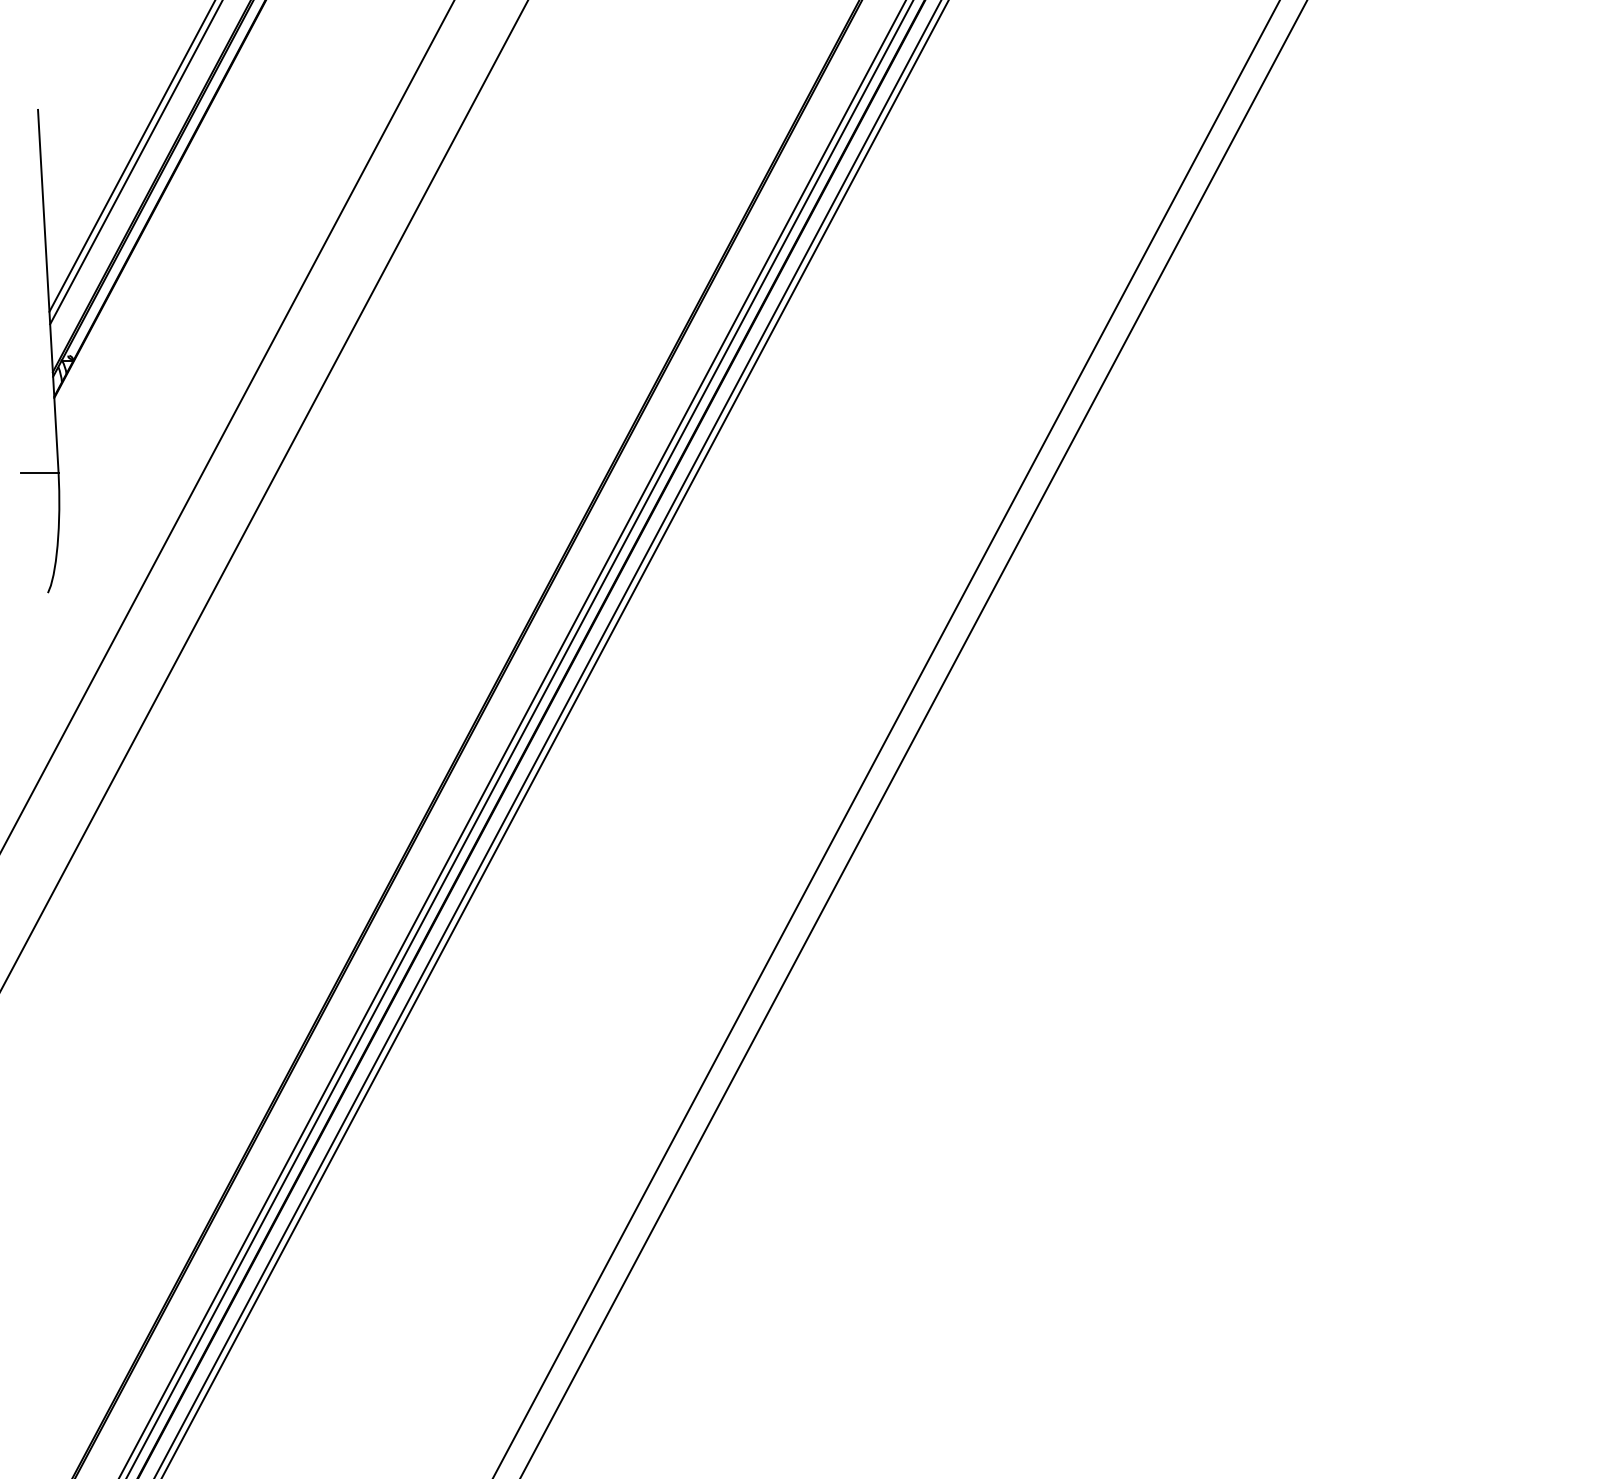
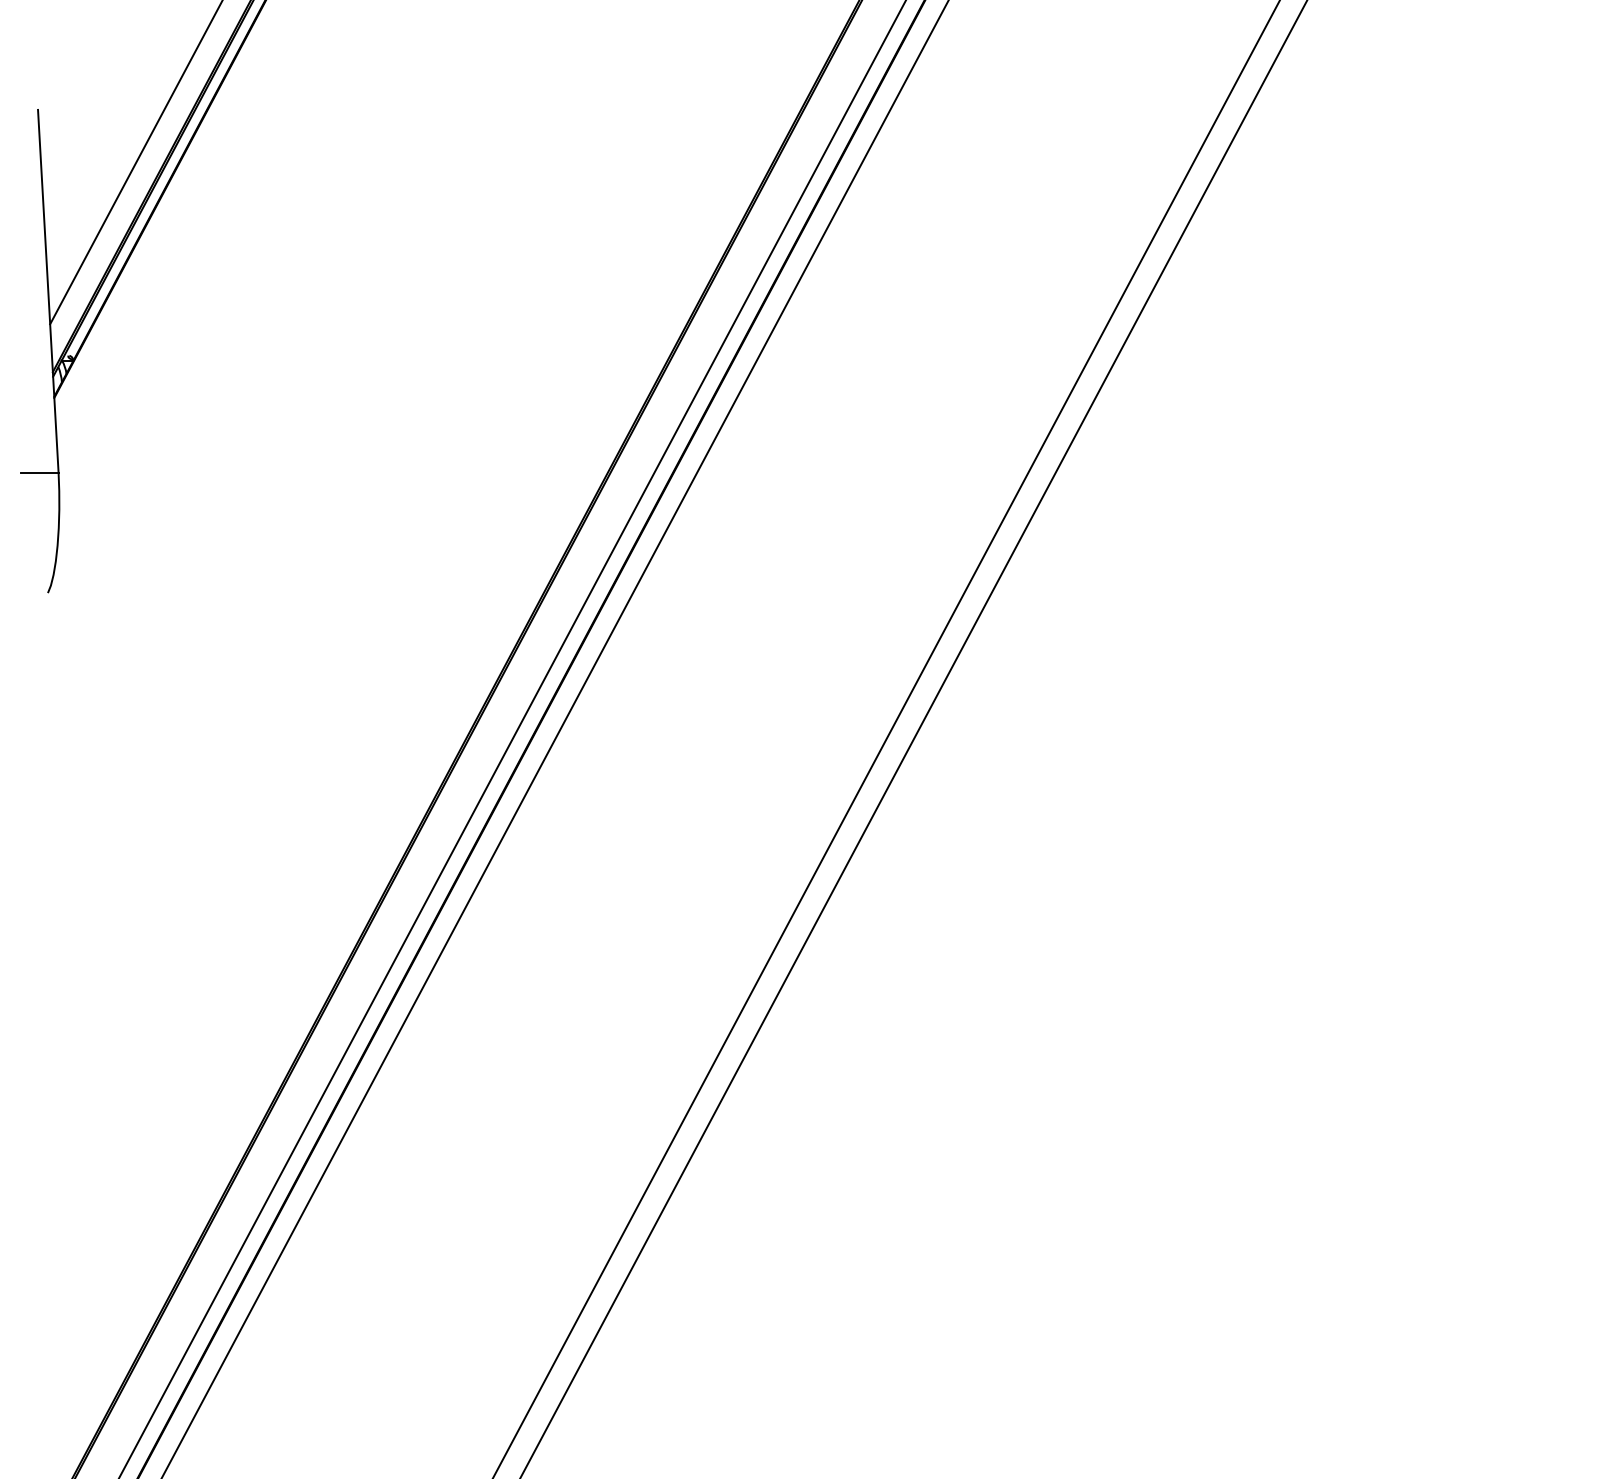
line: present -> none (131, 156)
line: present -> none (227, 425)
line: present -> none (264, 494)
line: present -> none (519, 738)
line: present -> none (547, 738)
